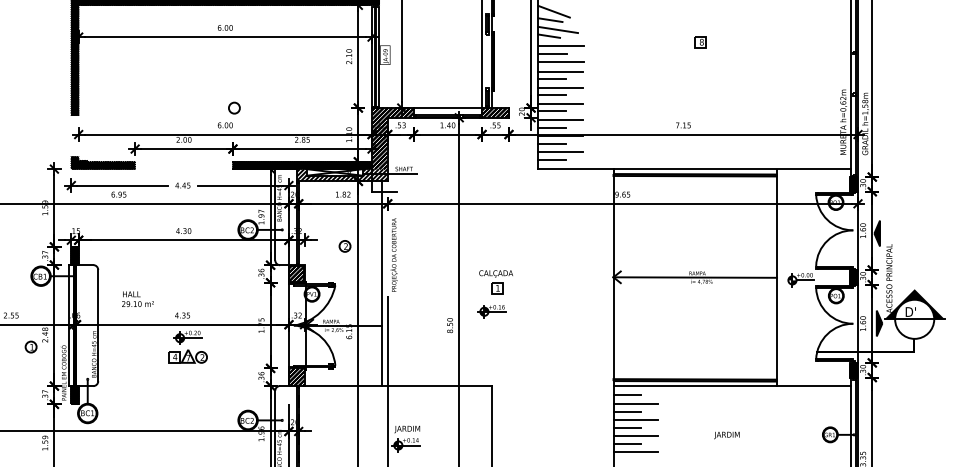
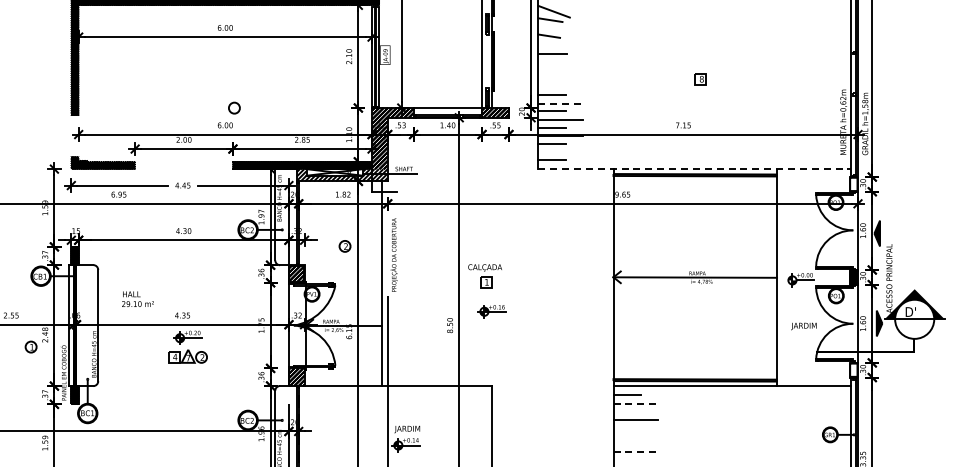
line: present -> none (557, 29)
part position: (700, 42) -> (700, 79) (700, 79)
line: present -> none (560, 46)
line: present -> none (560, 62)
line: present -> none (560, 71)
line: present -> none (552, 79)
line: present -> none (560, 87)
line: solid -> dashed (561, 103)
line: present -> none (560, 152)
line: solid -> dashed (694, 169)
fill: present -> none (853, 184)
part position: (495, 282) -> (484, 276) (484, 276)
fill: present -> none (853, 369)
line: solid -> dashed (636, 404)
line: present -> none (627, 411)
line: present -> none (627, 427)
text position: (726, 435) -> (803, 326) (803, 326)
line: present -> none (635, 436)
line: present -> none (627, 443)
line: solid -> dashed (636, 452)
